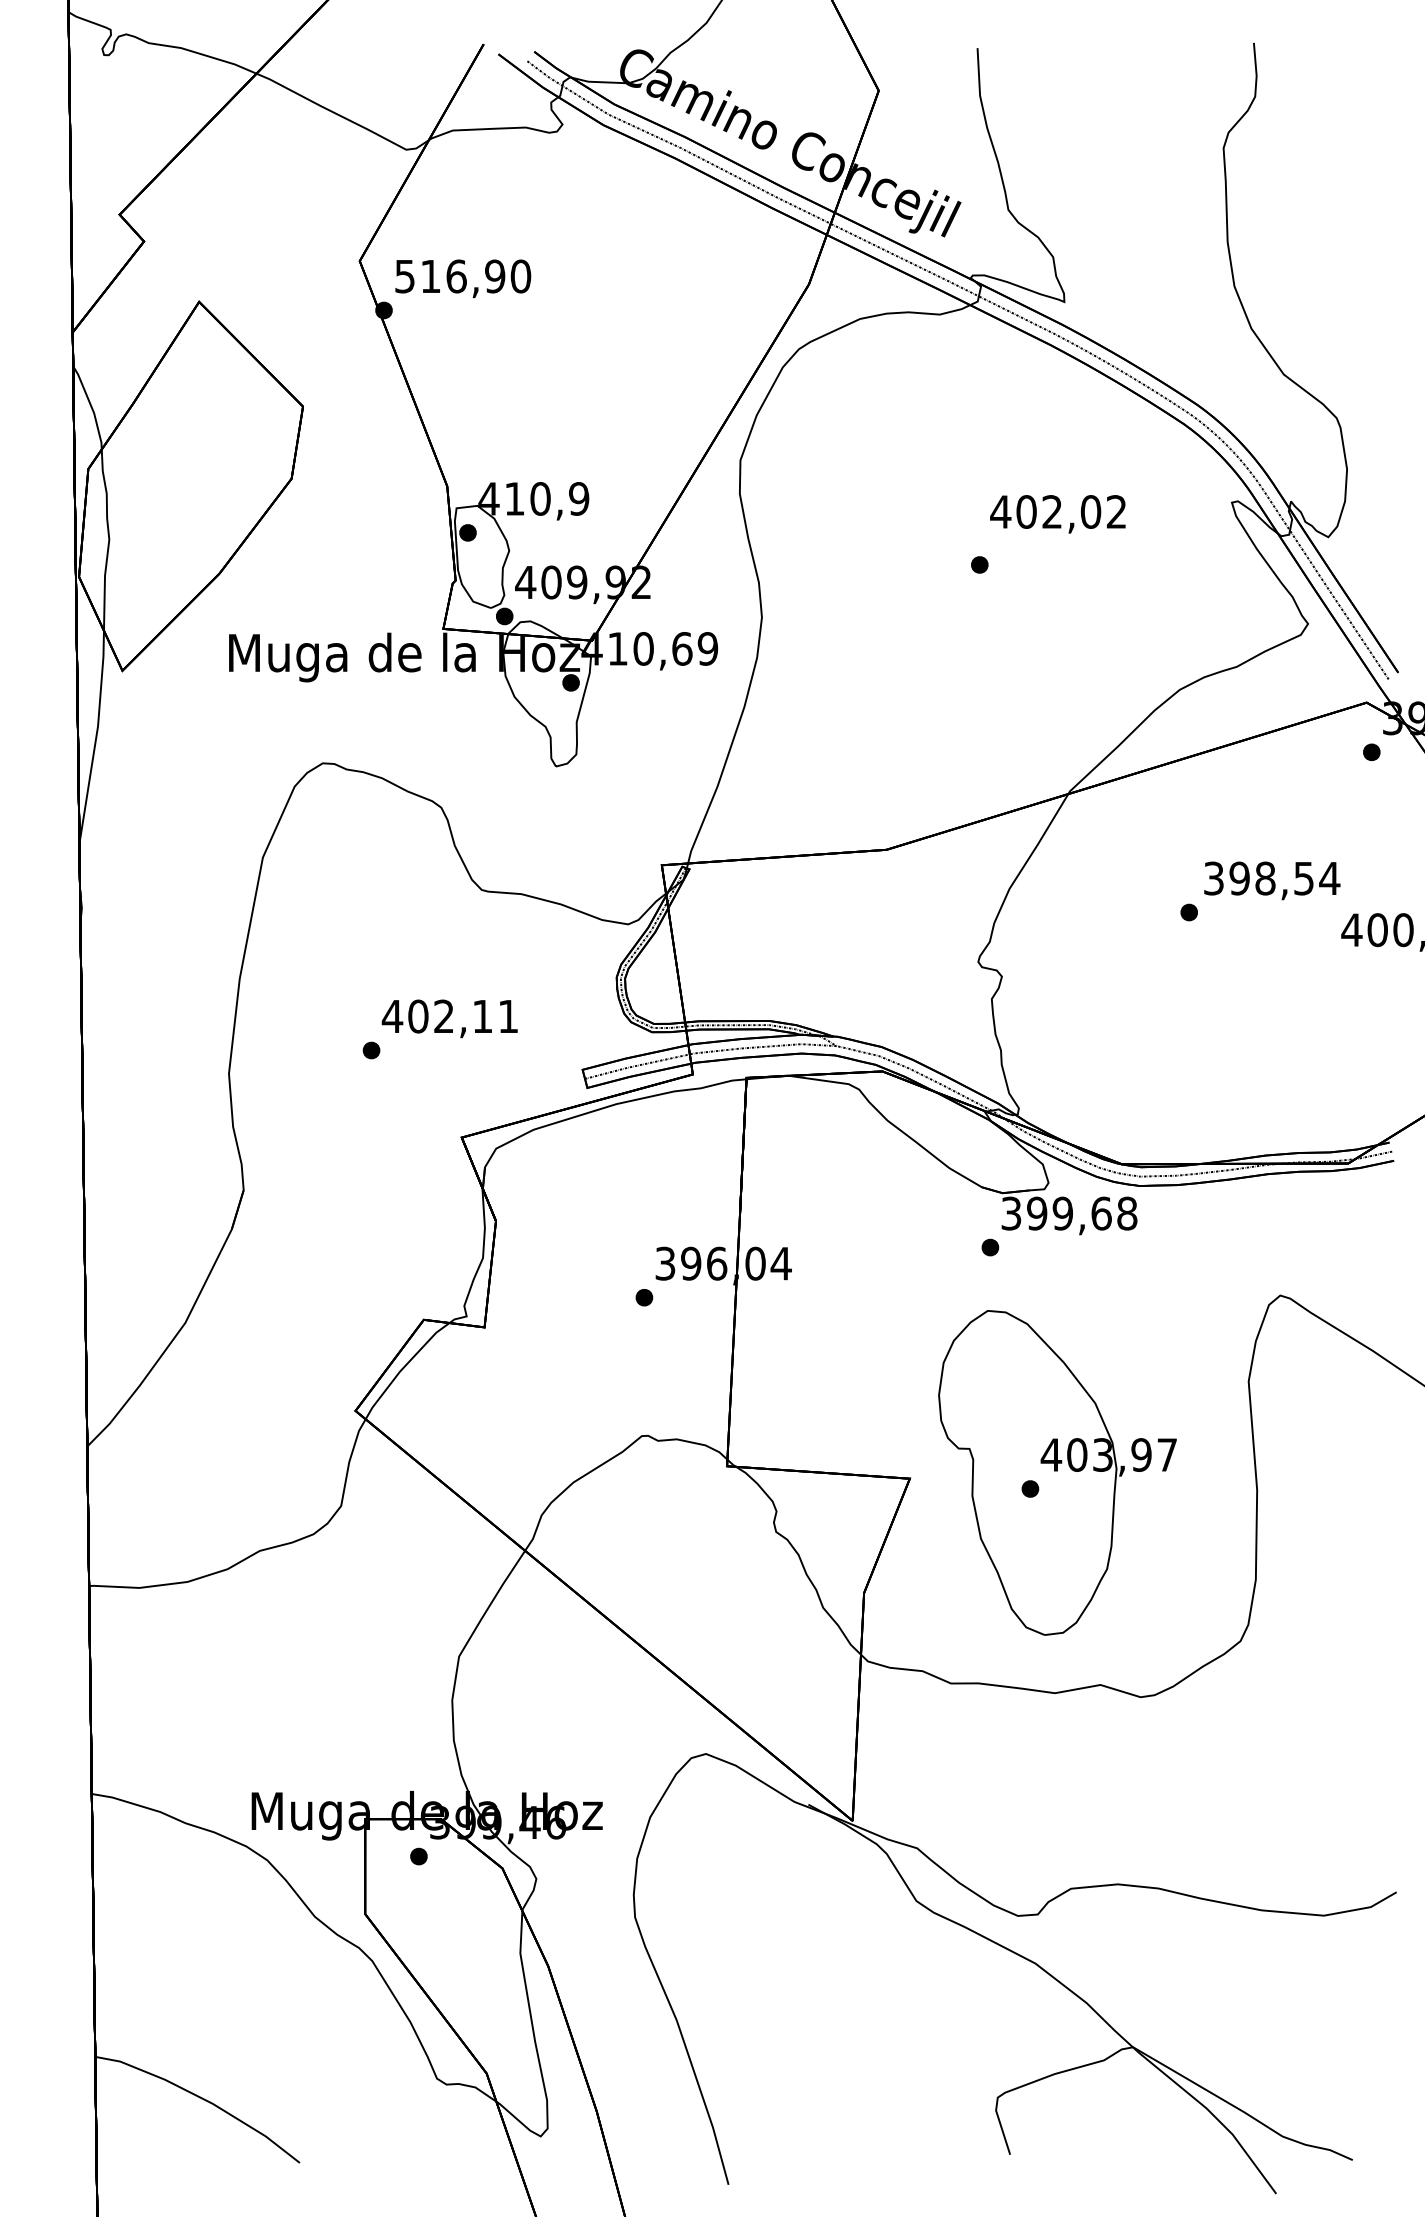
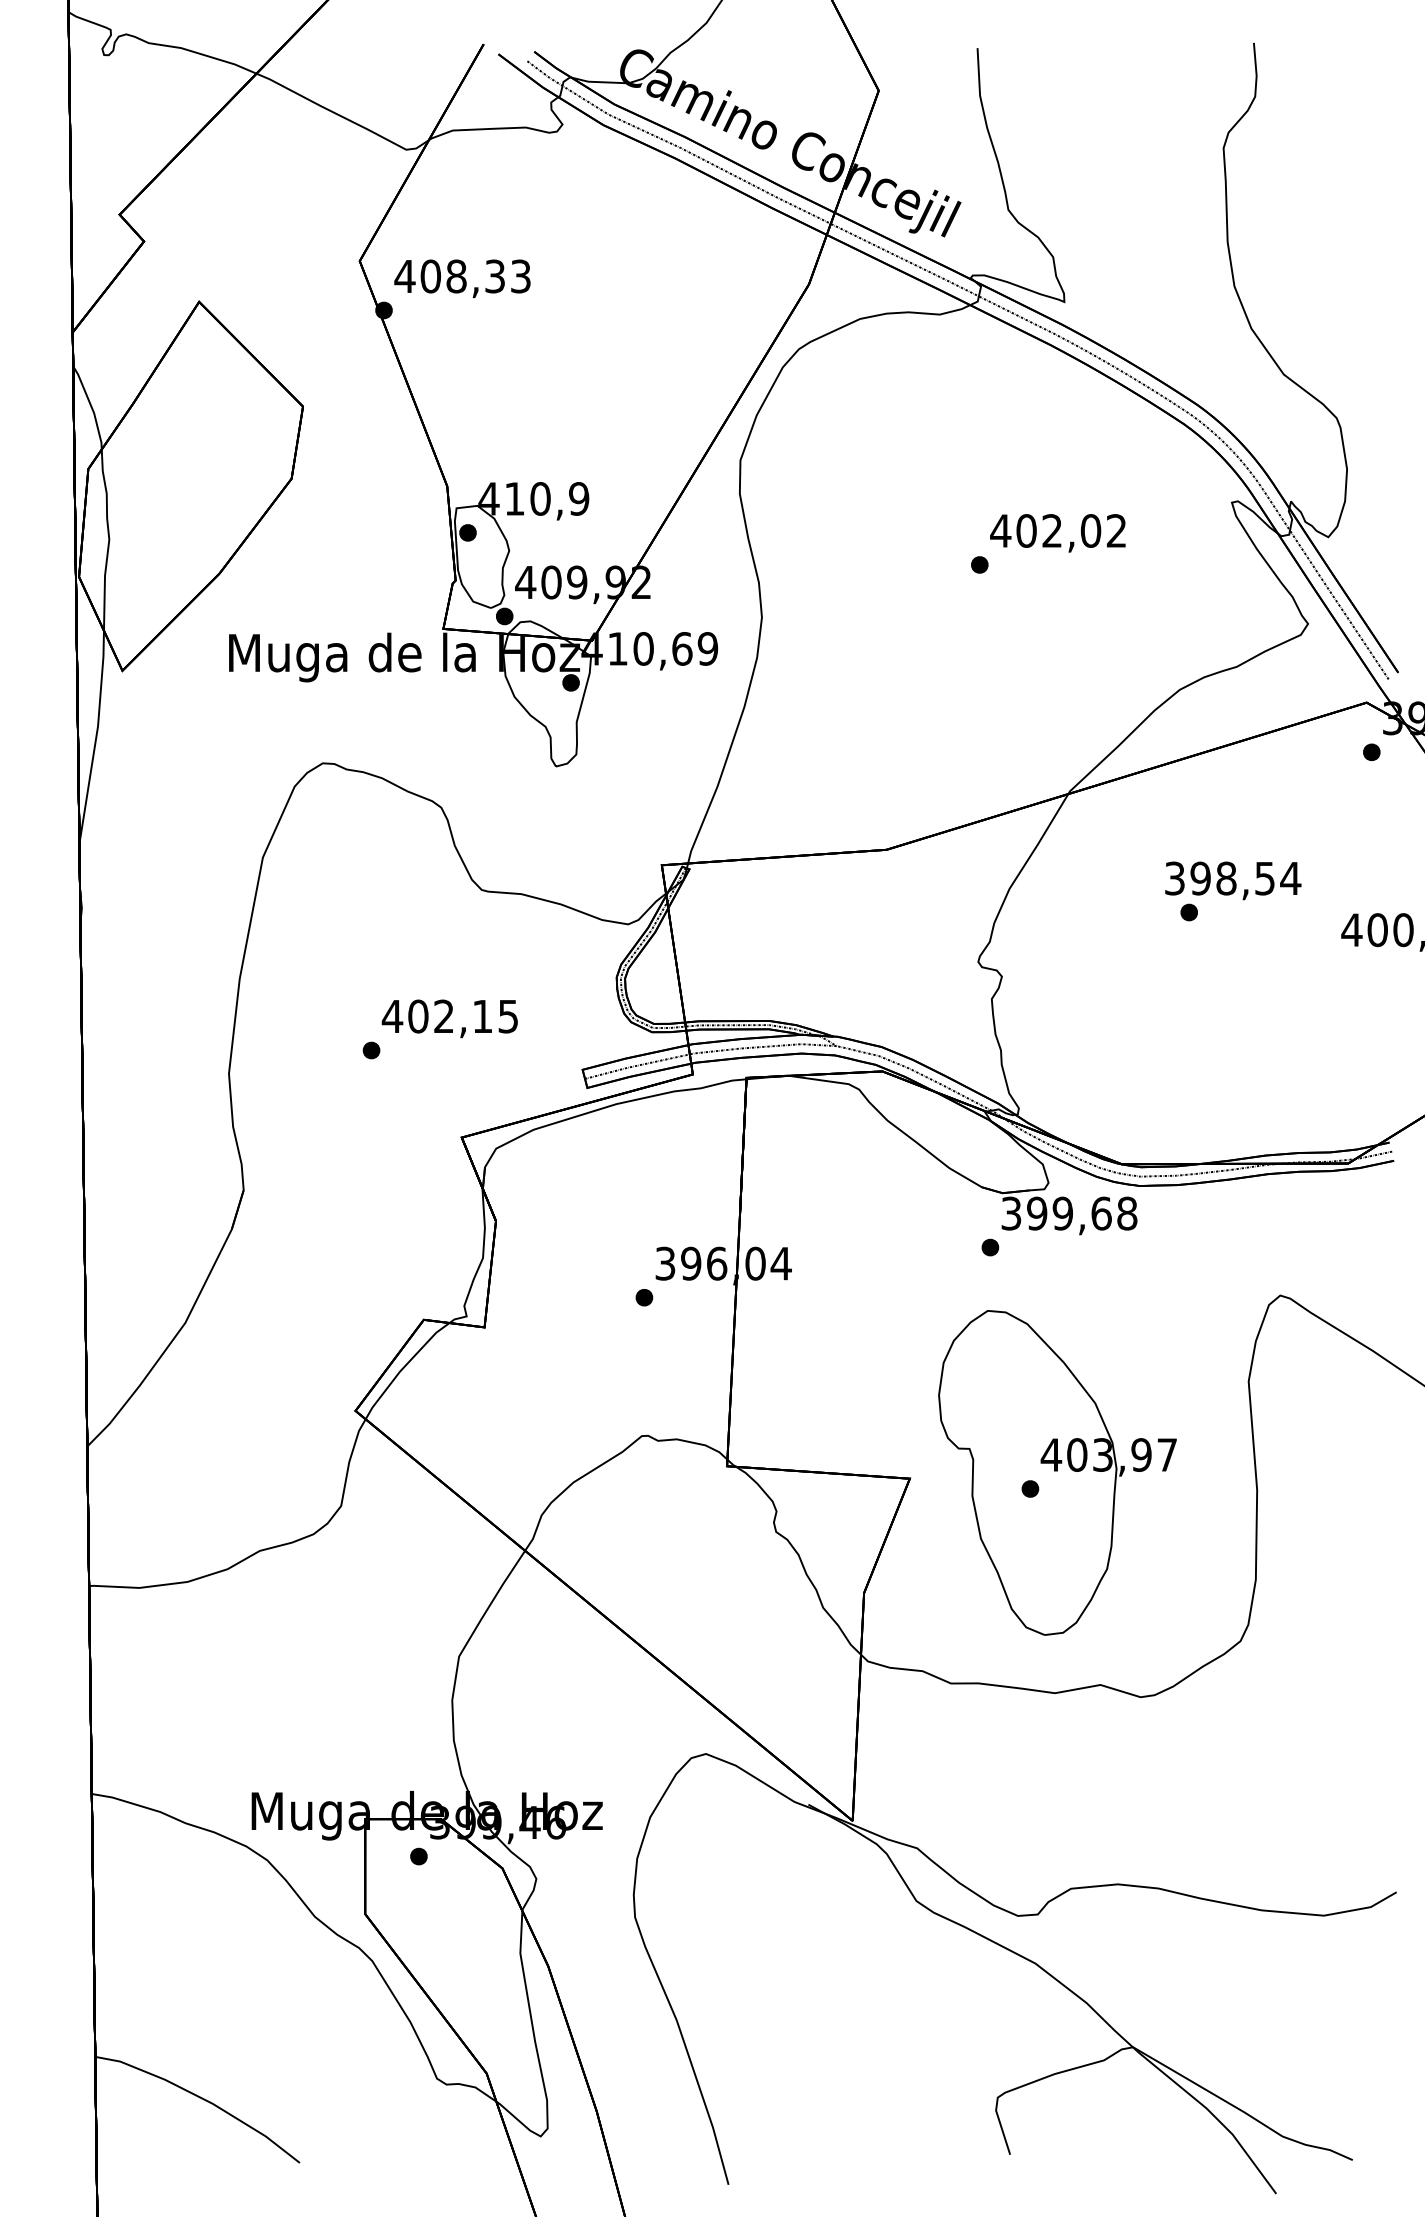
text: 516,90 -> 408,33 (462, 276)
text position: (1057, 514) -> (1057, 533) (1057, 533)
text position: (1272, 880) -> (1233, 880) (1233, 880)
text: 402,11 -> 402,15 (507, 1016)
